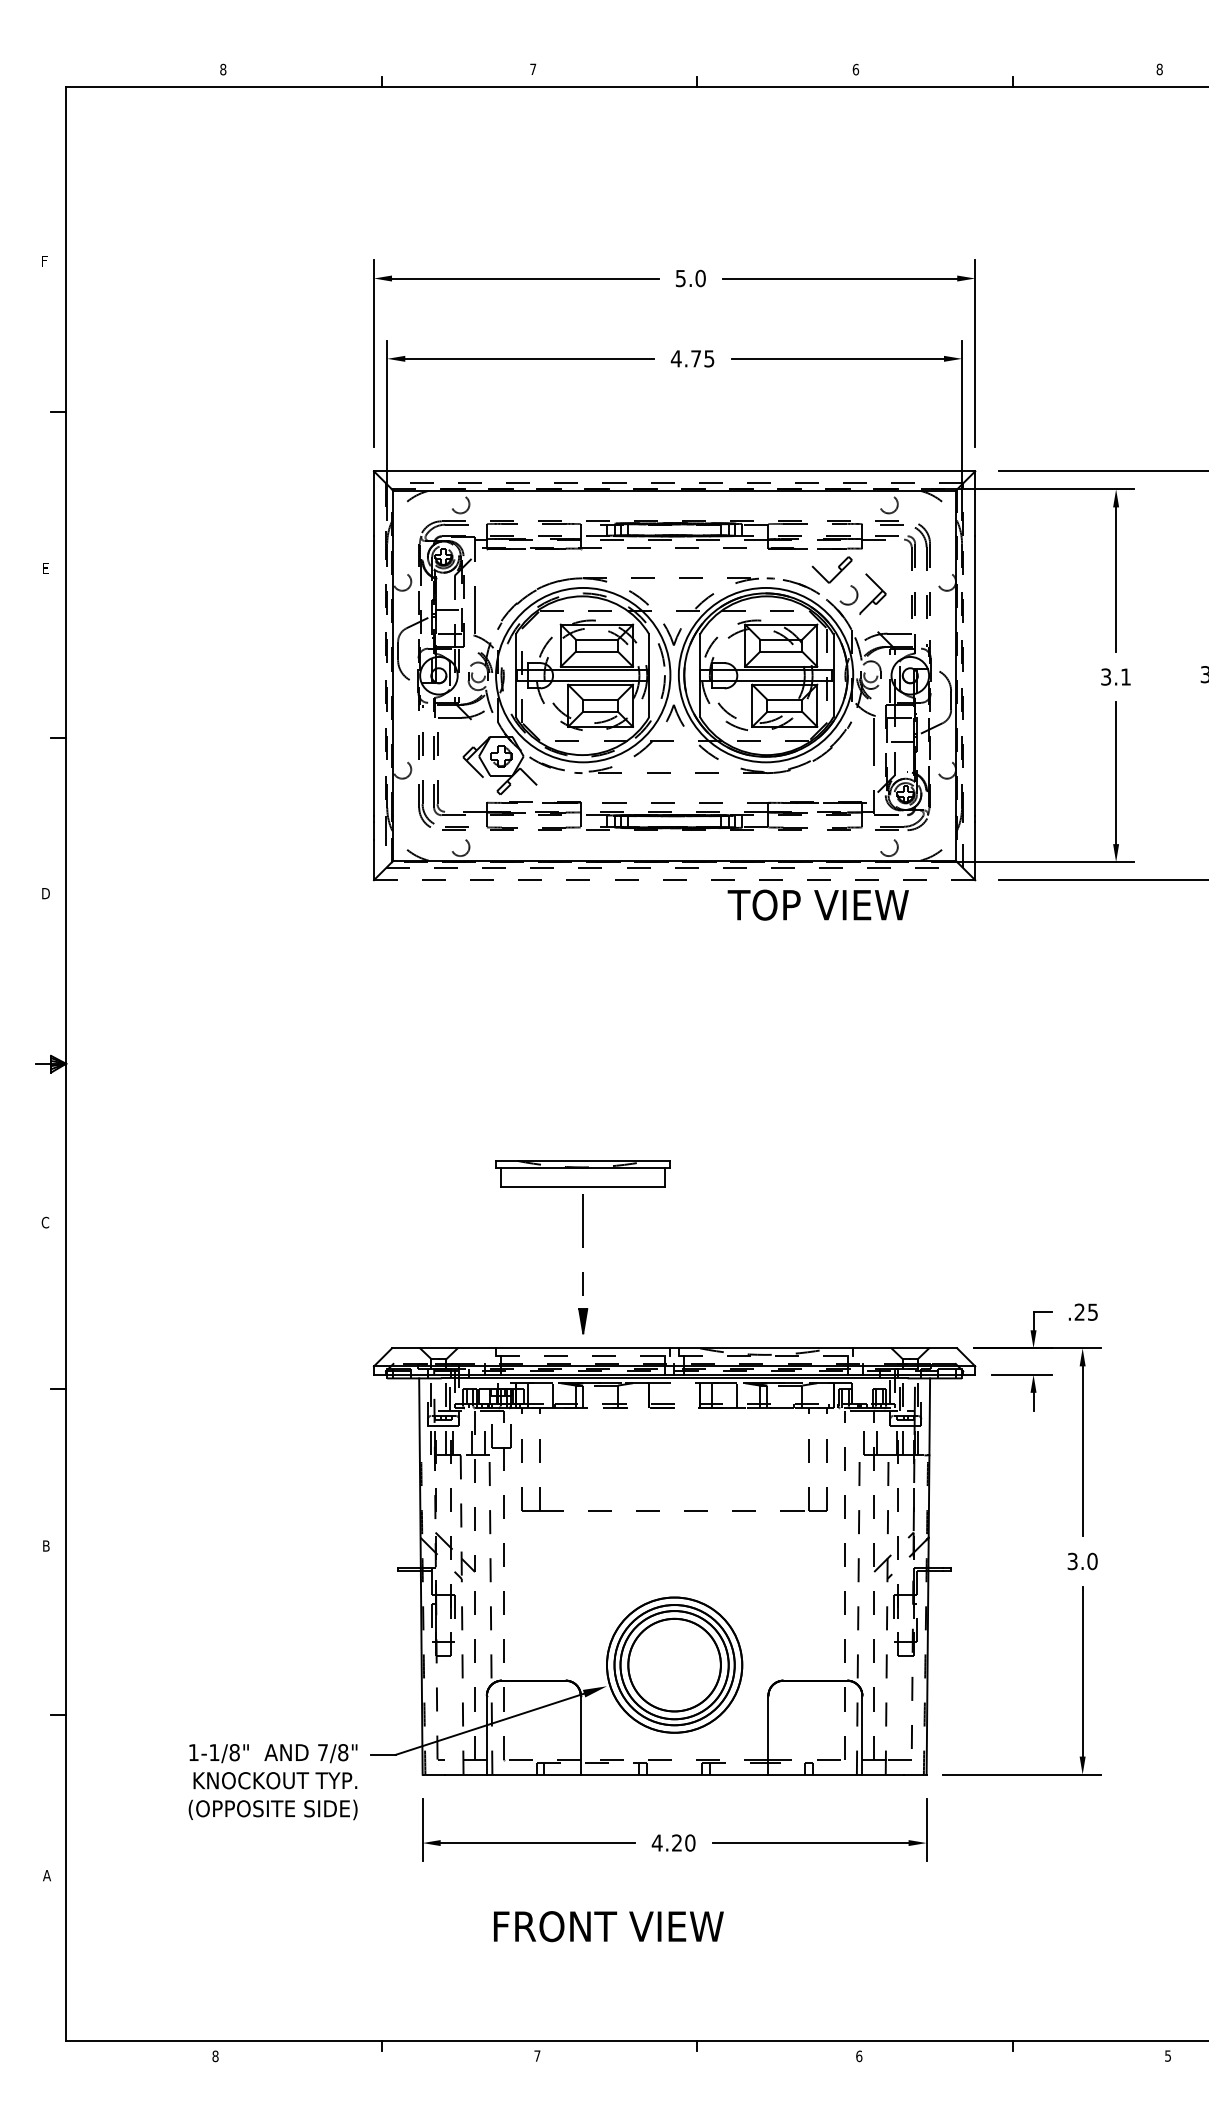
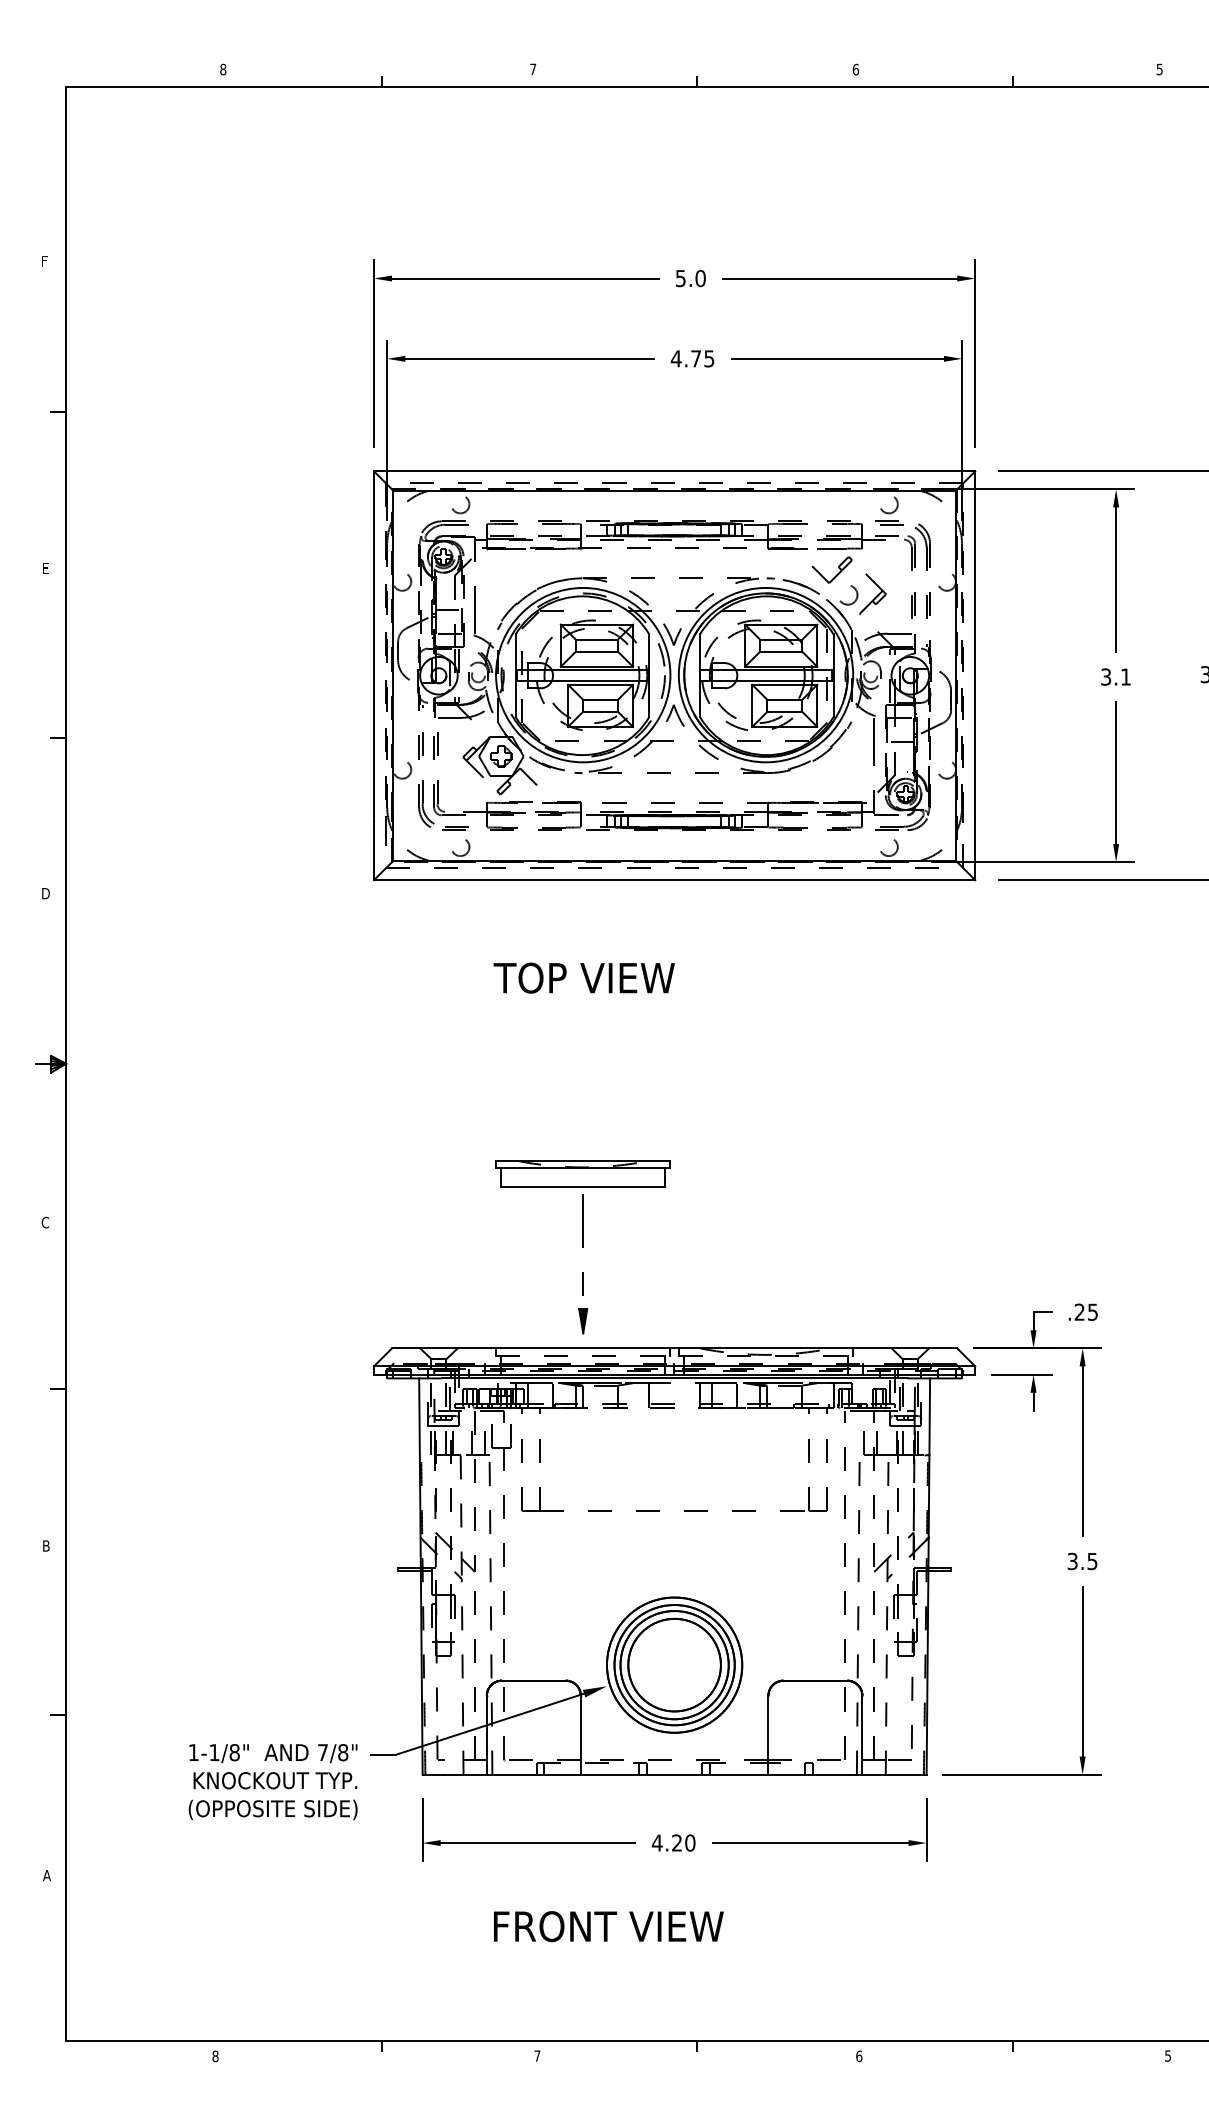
text: 8 -> 5 (1159, 69)
line: dashed -> solid (674, 880)
text position: (817, 904) -> (583, 977) (583, 977)
text: 3.0 -> 3.5 (1092, 1561)
